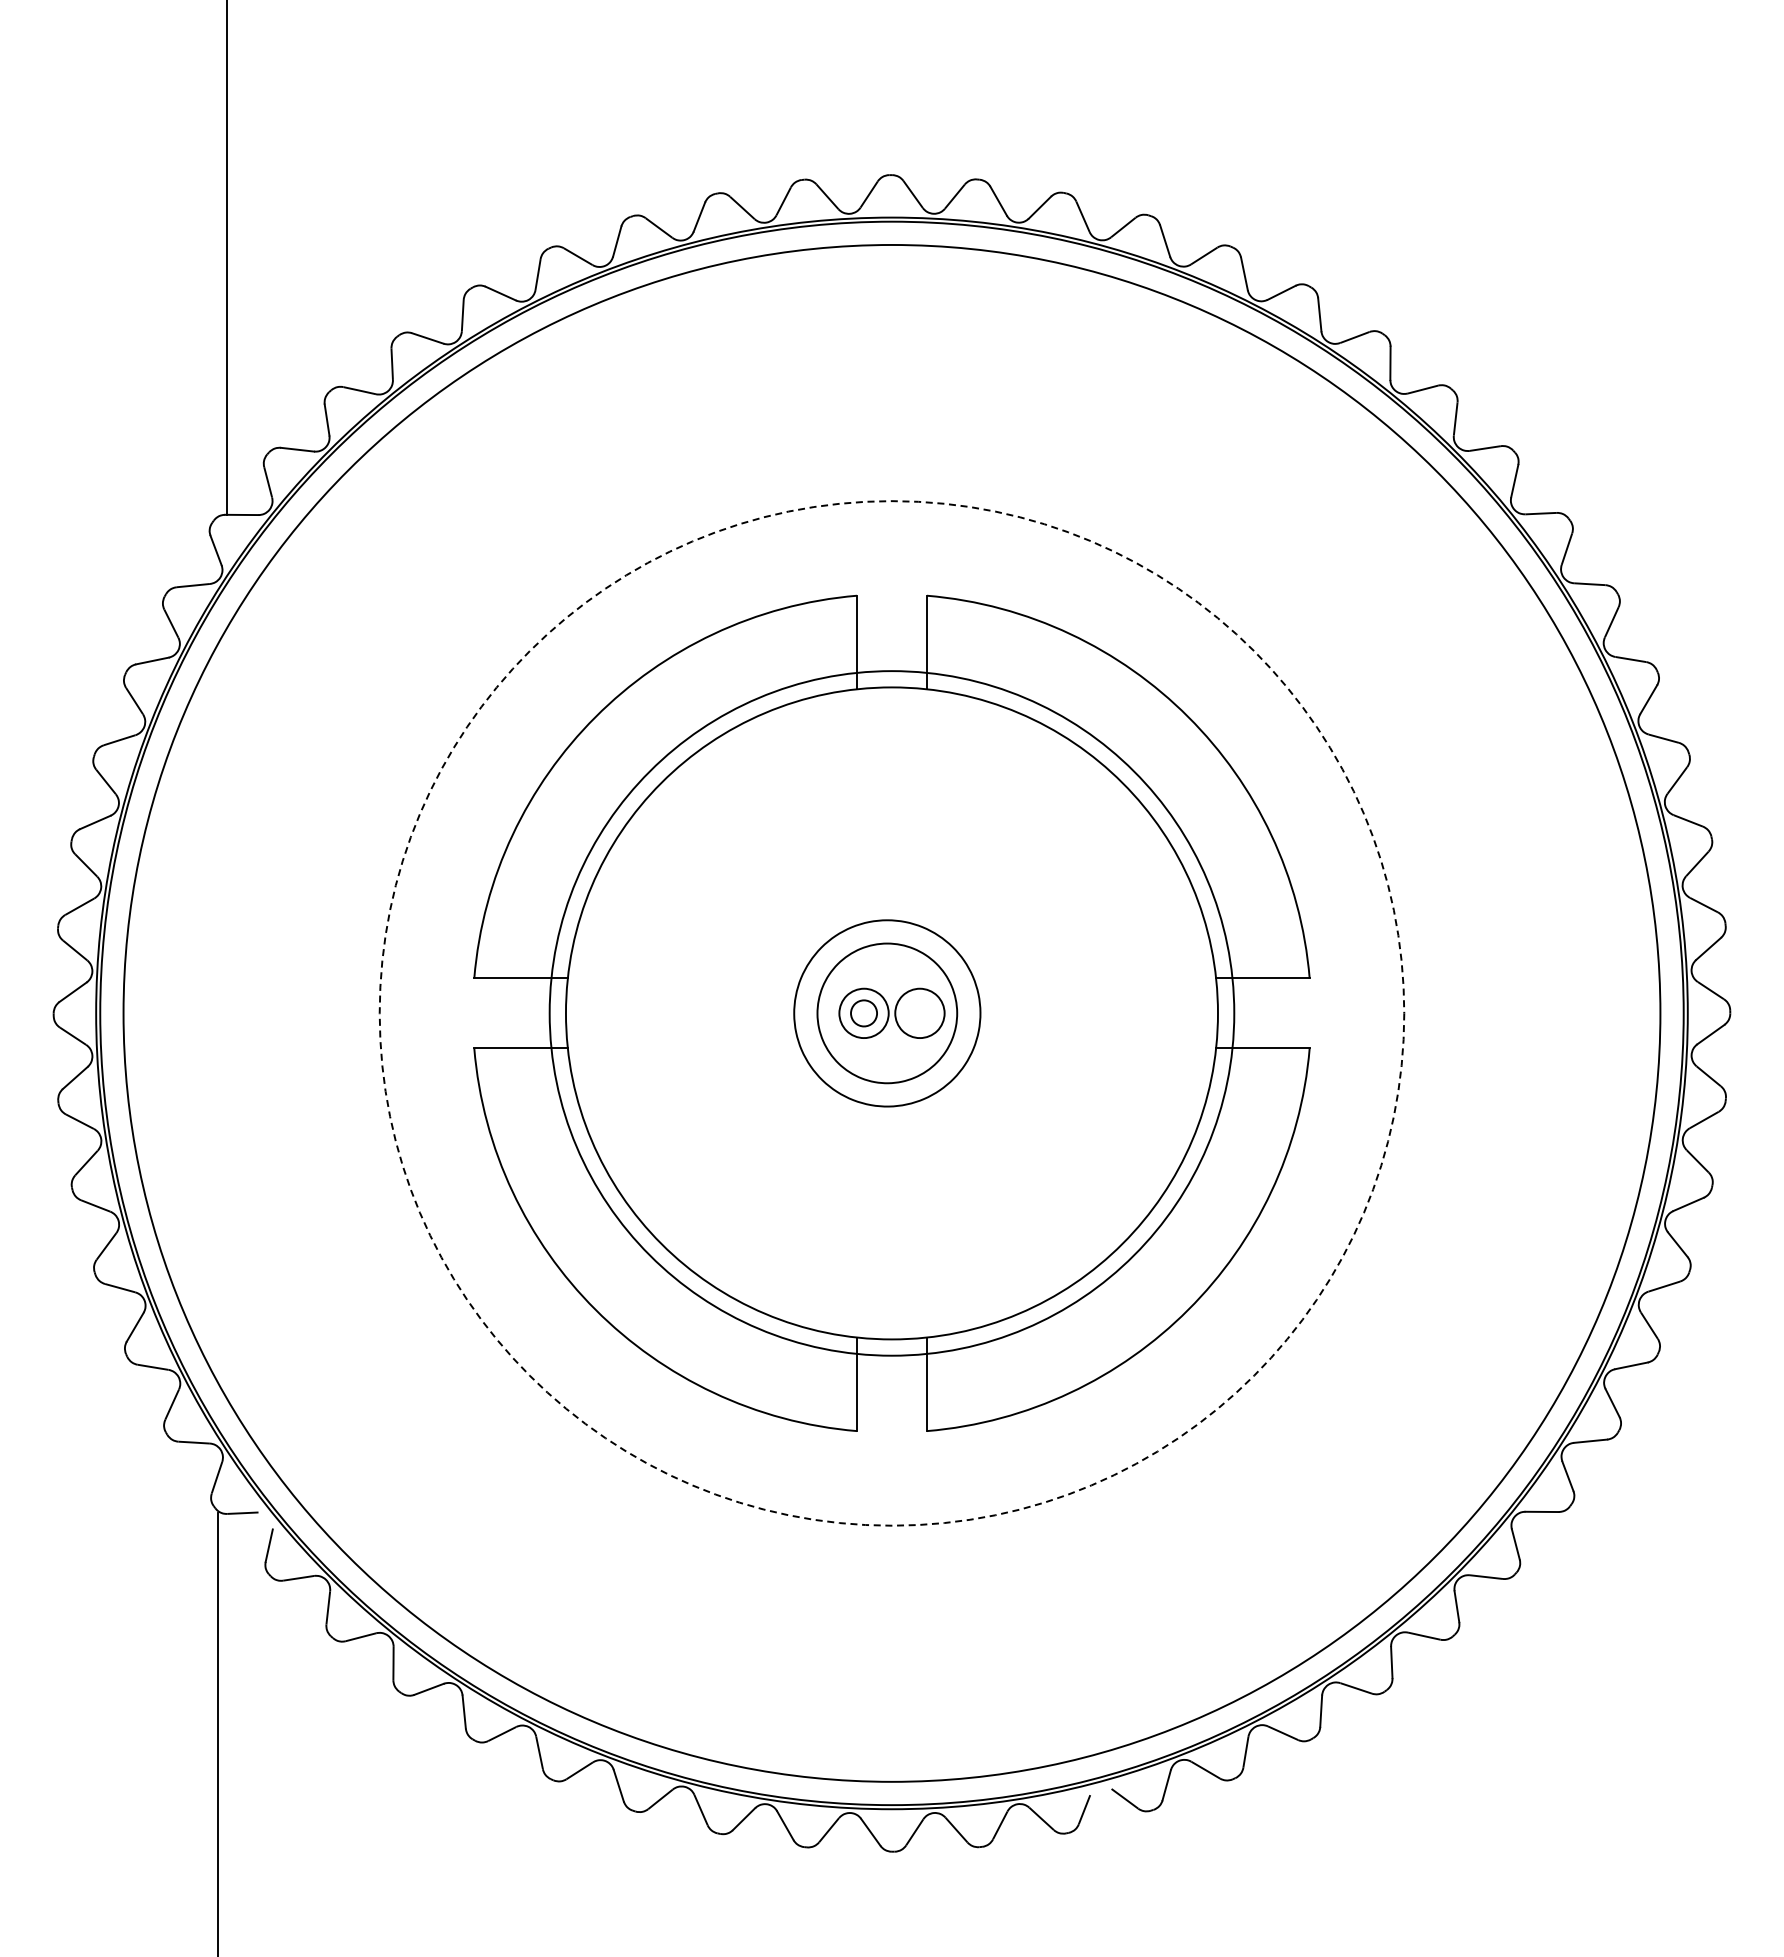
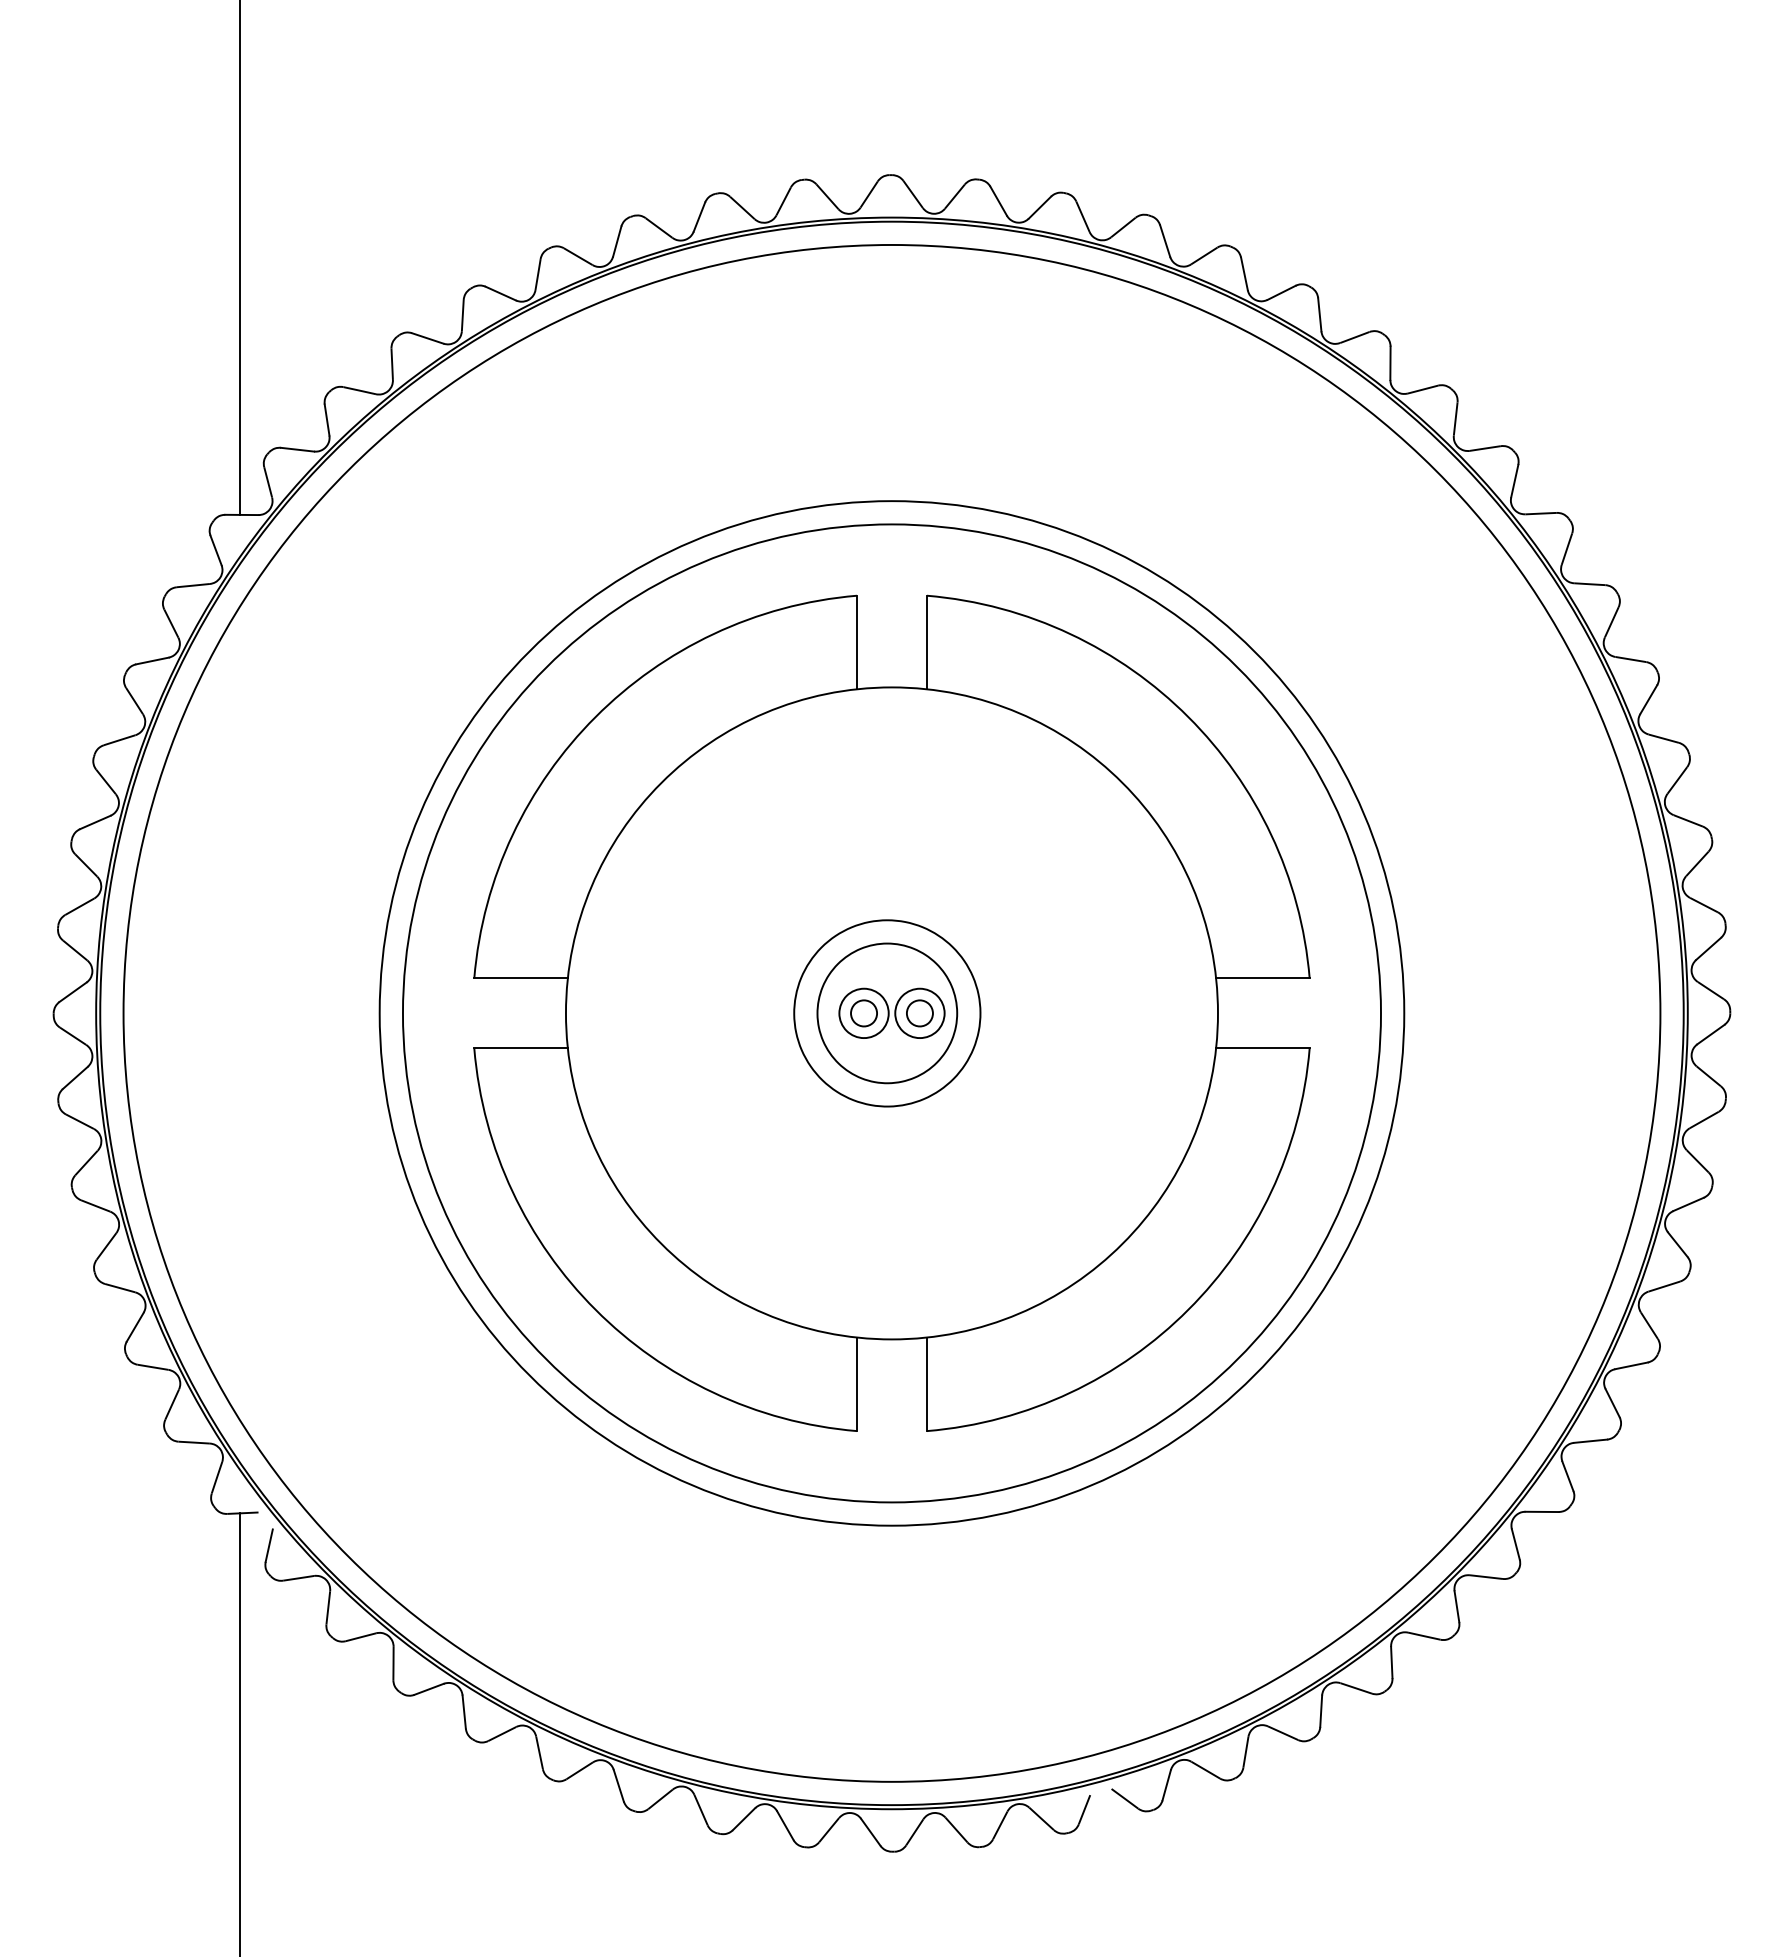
line position: (226, 258) -> (239, 258) (239, 258)
circle diameter: 685 px -> 978 px (891, 1013)
circle: dashed -> solid (891, 1013)
part: none -> present (919, 1013)
line position: (217, 1733) -> (239, 1733) (239, 1733)
